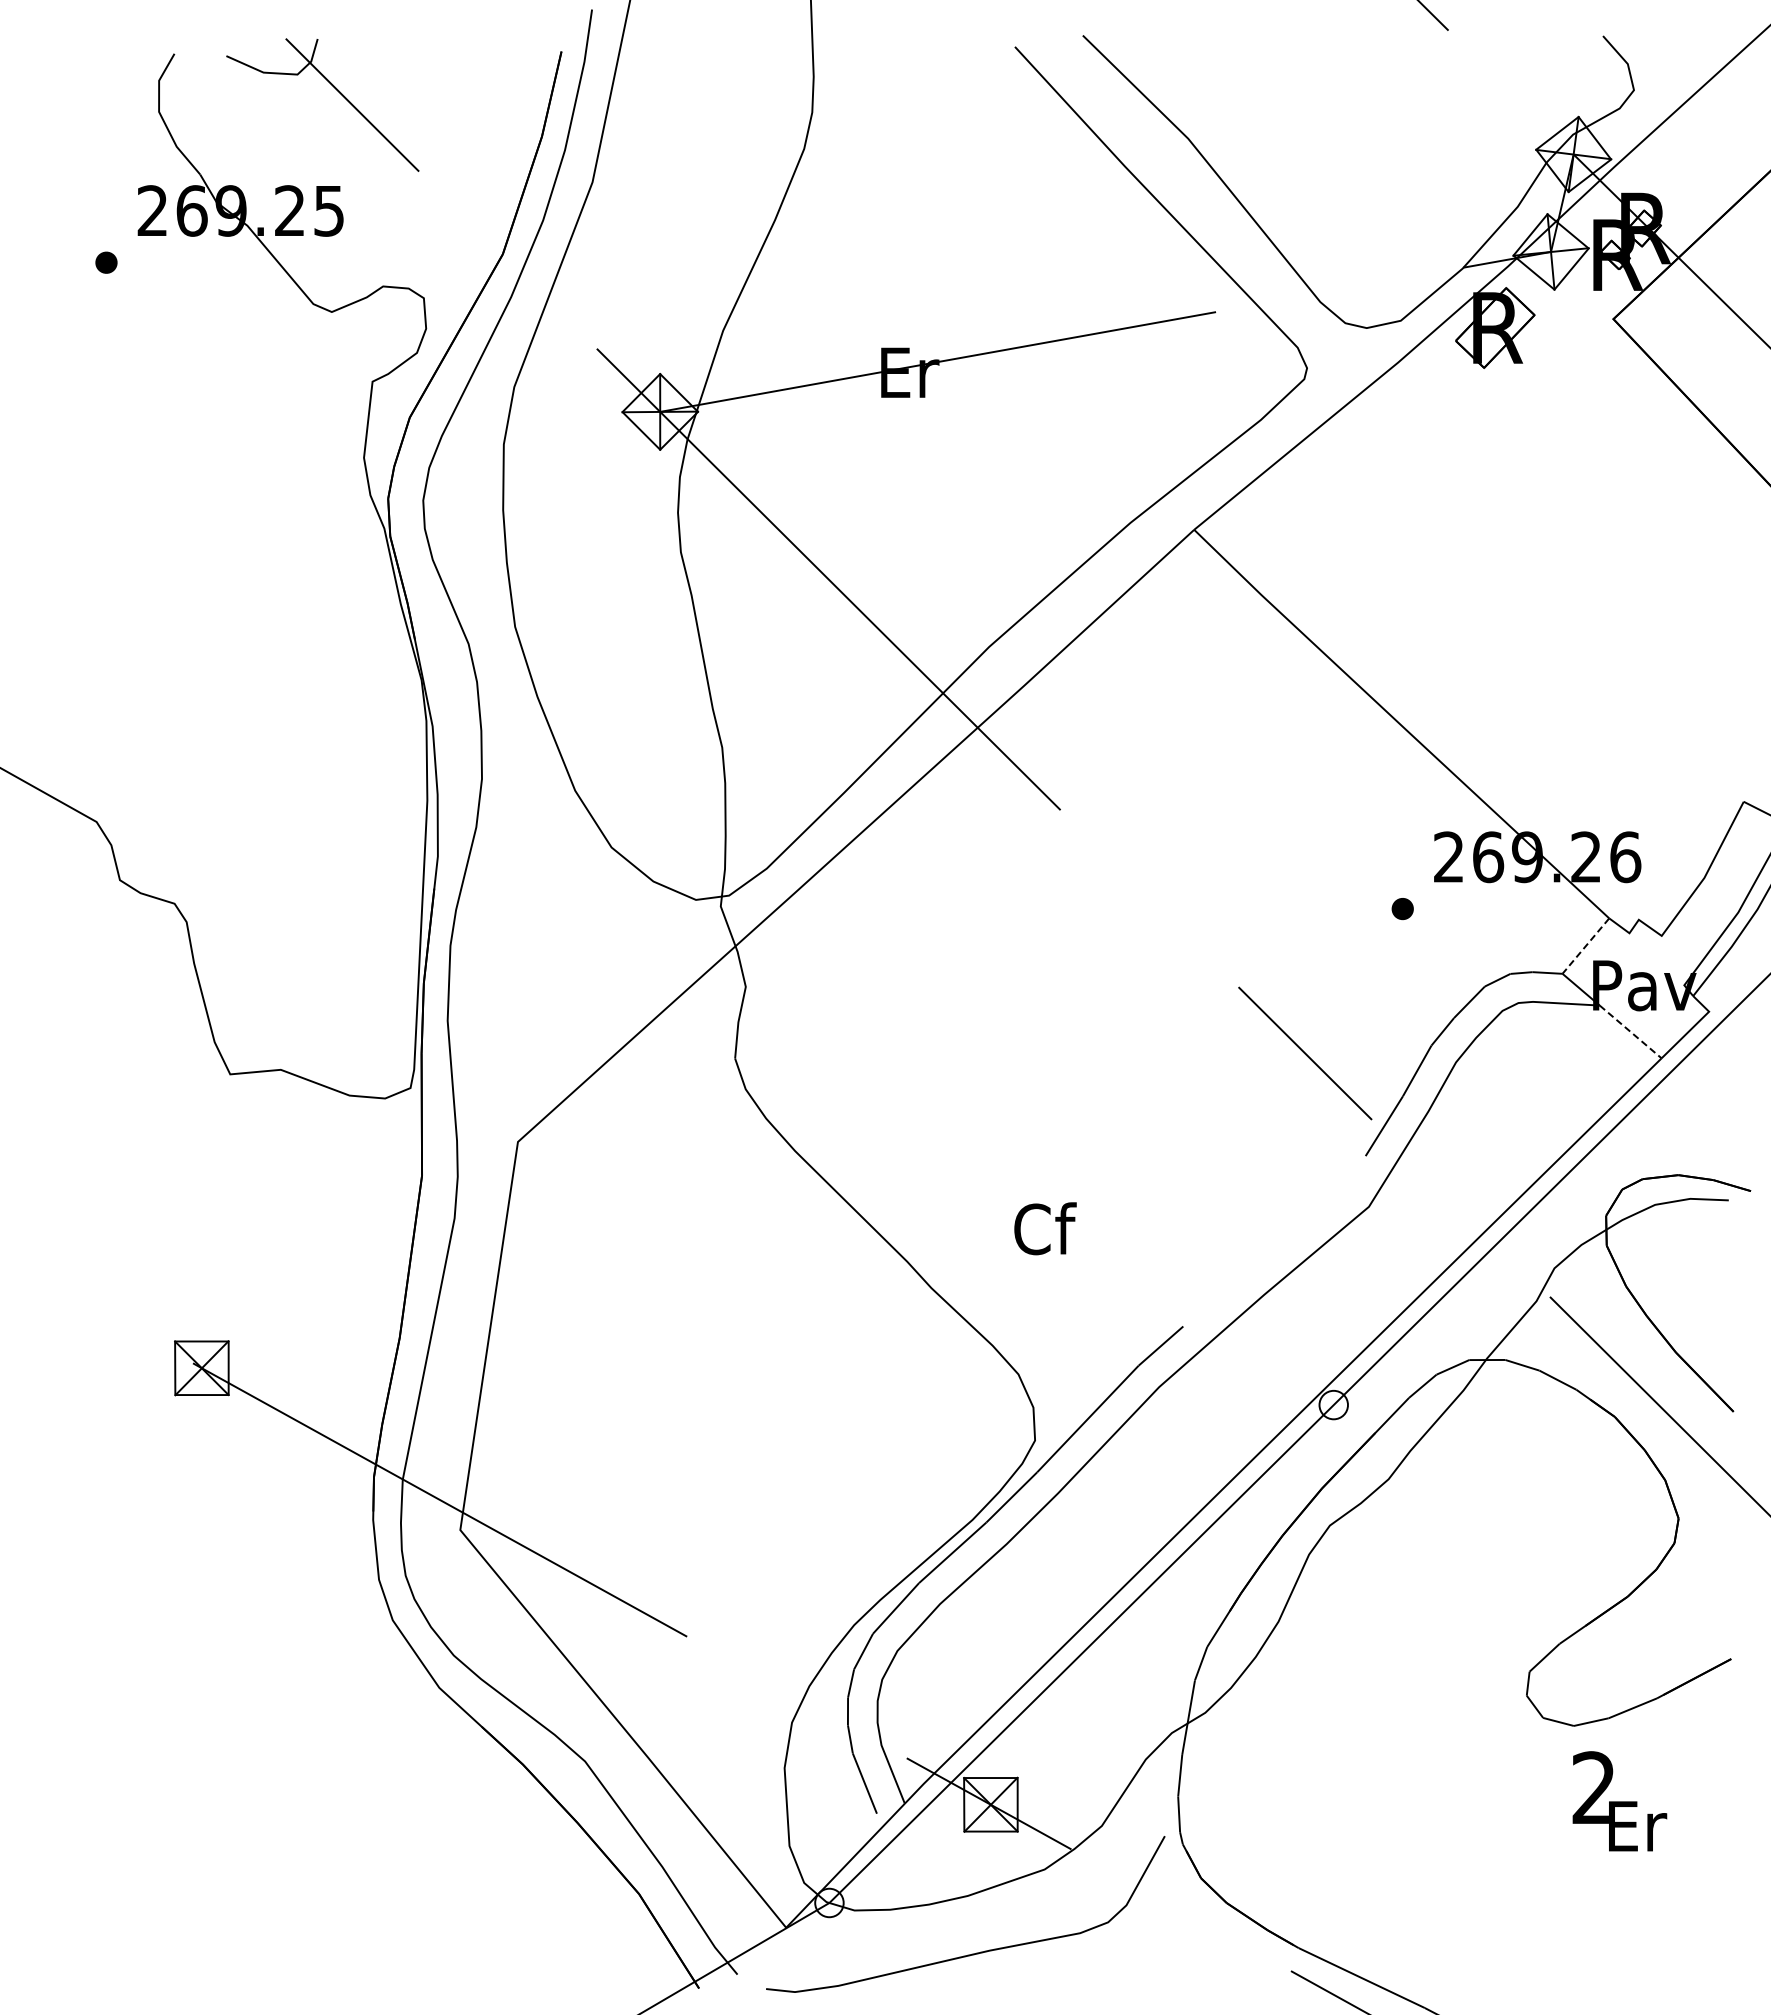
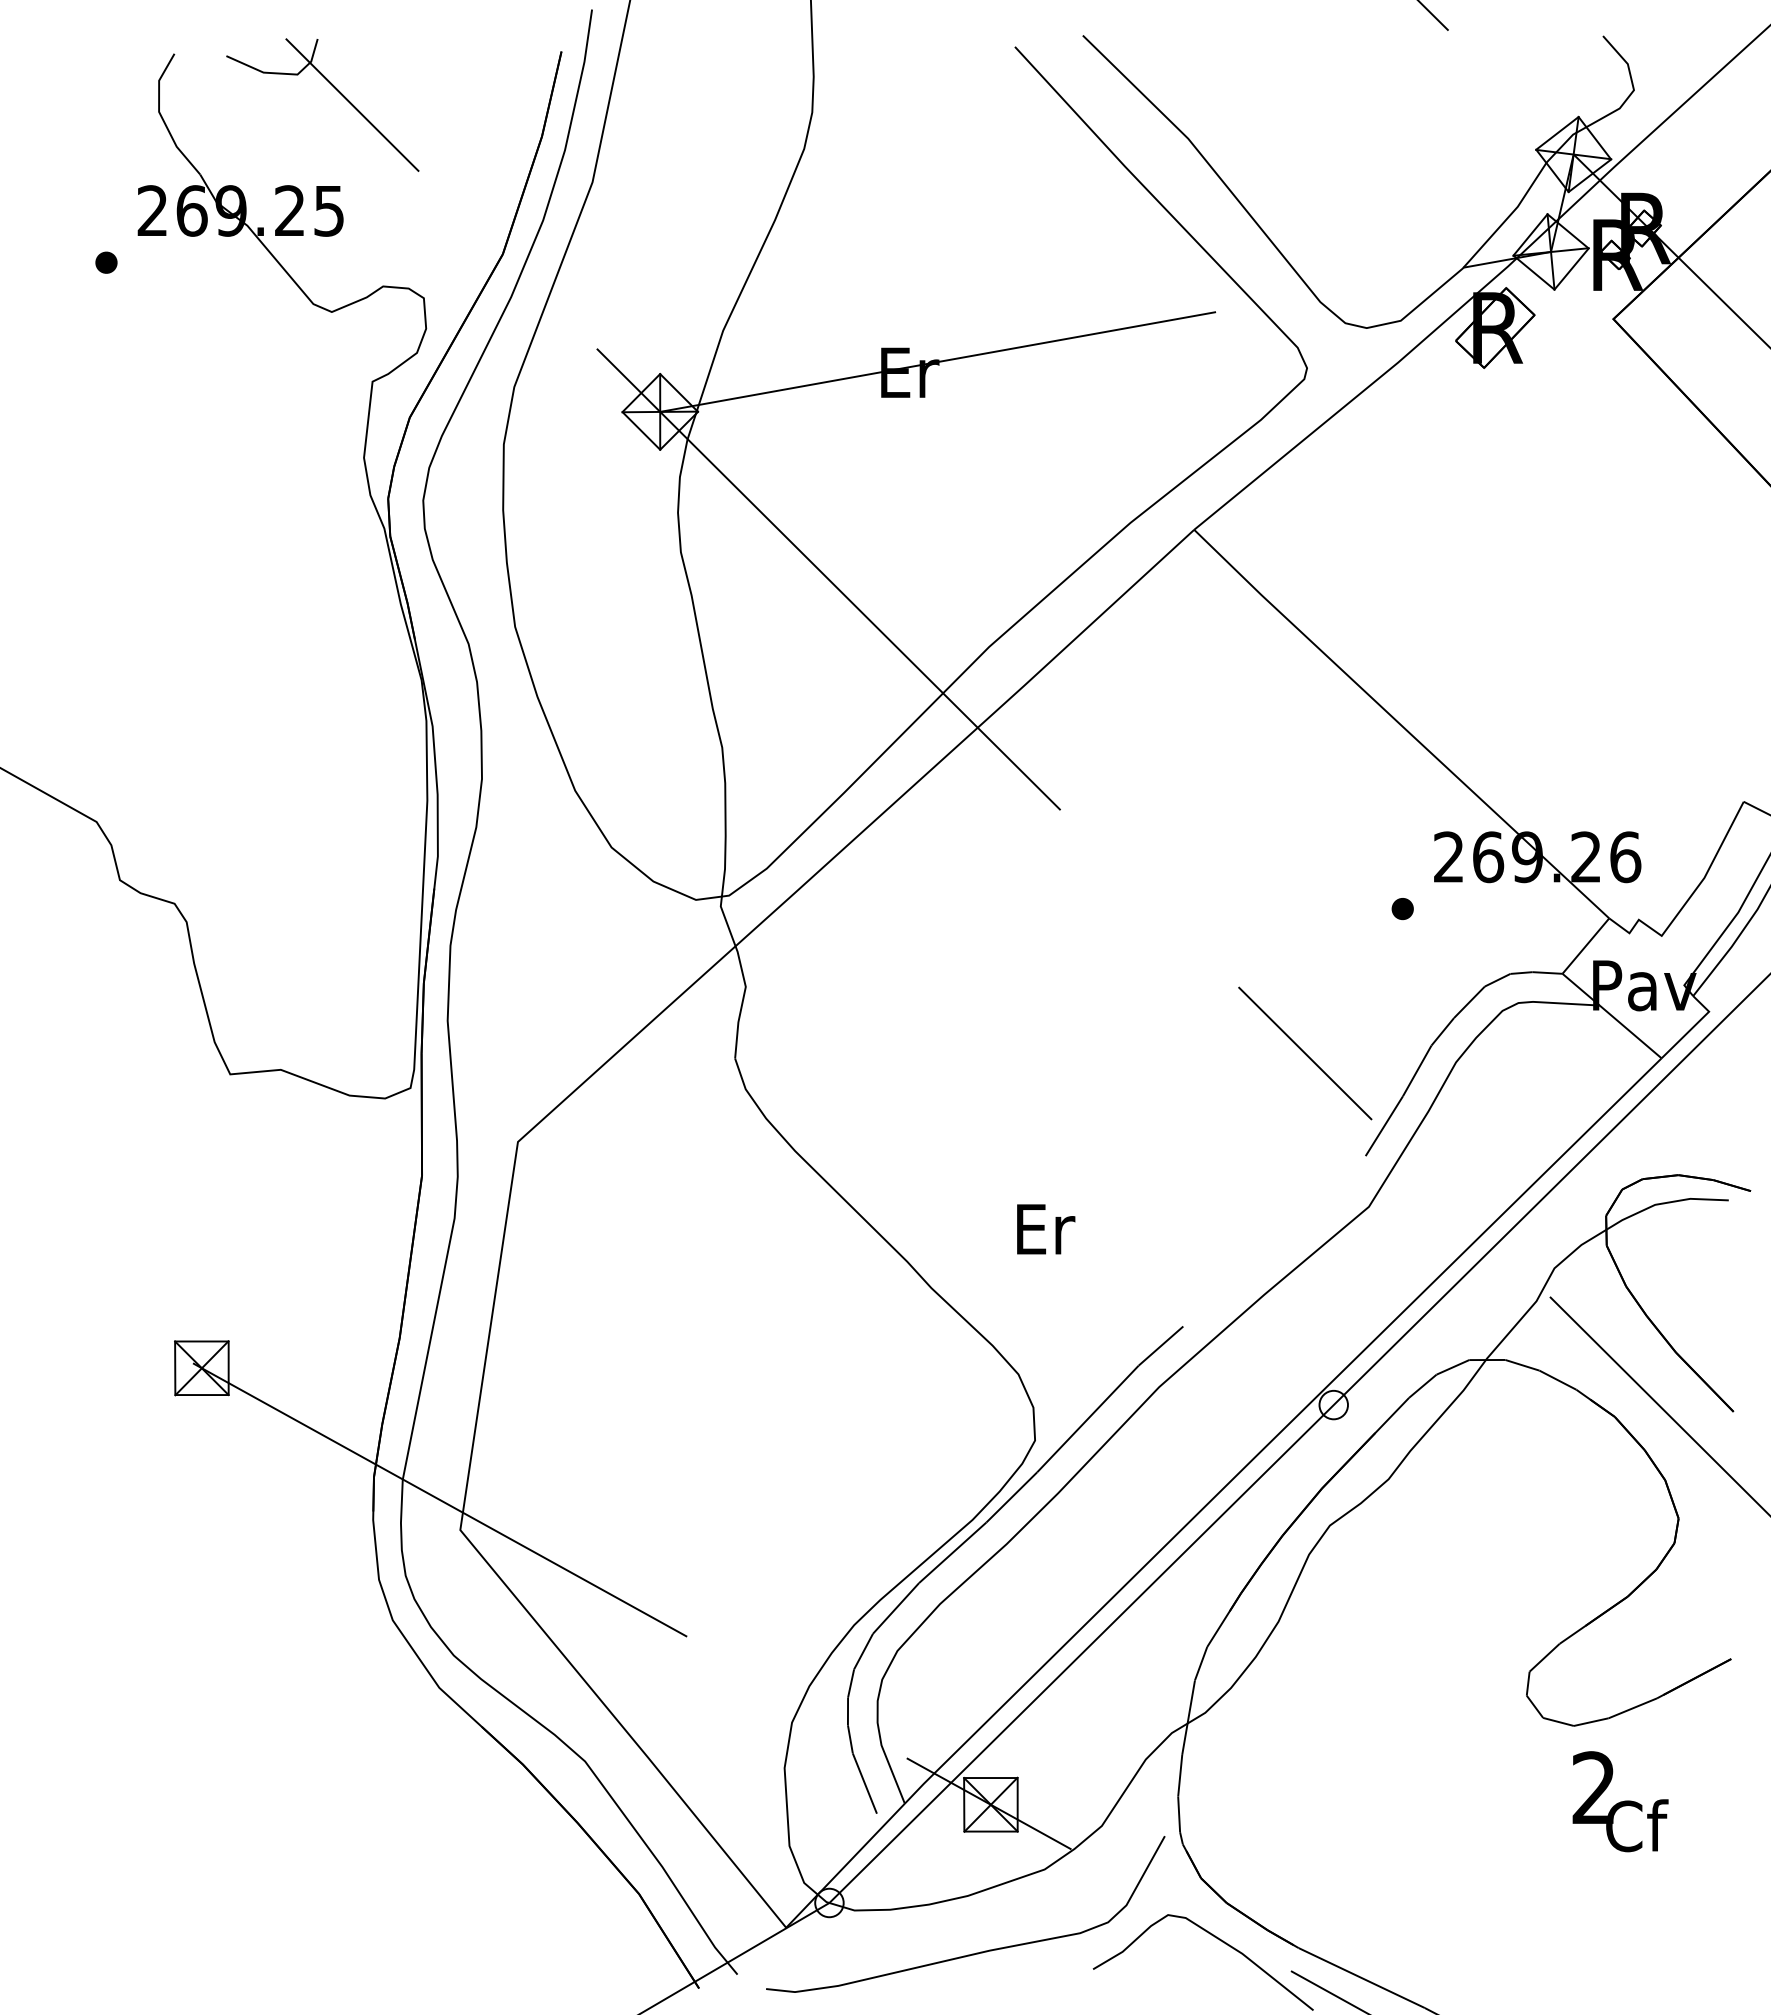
line: dashed -> solid (1585, 946)
line: dashed -> solid (1630, 1031)
text: Cf -> Er (1045, 1228)
text: Er -> Cf (1637, 1825)
curve: none -> present (1217, 1939)
